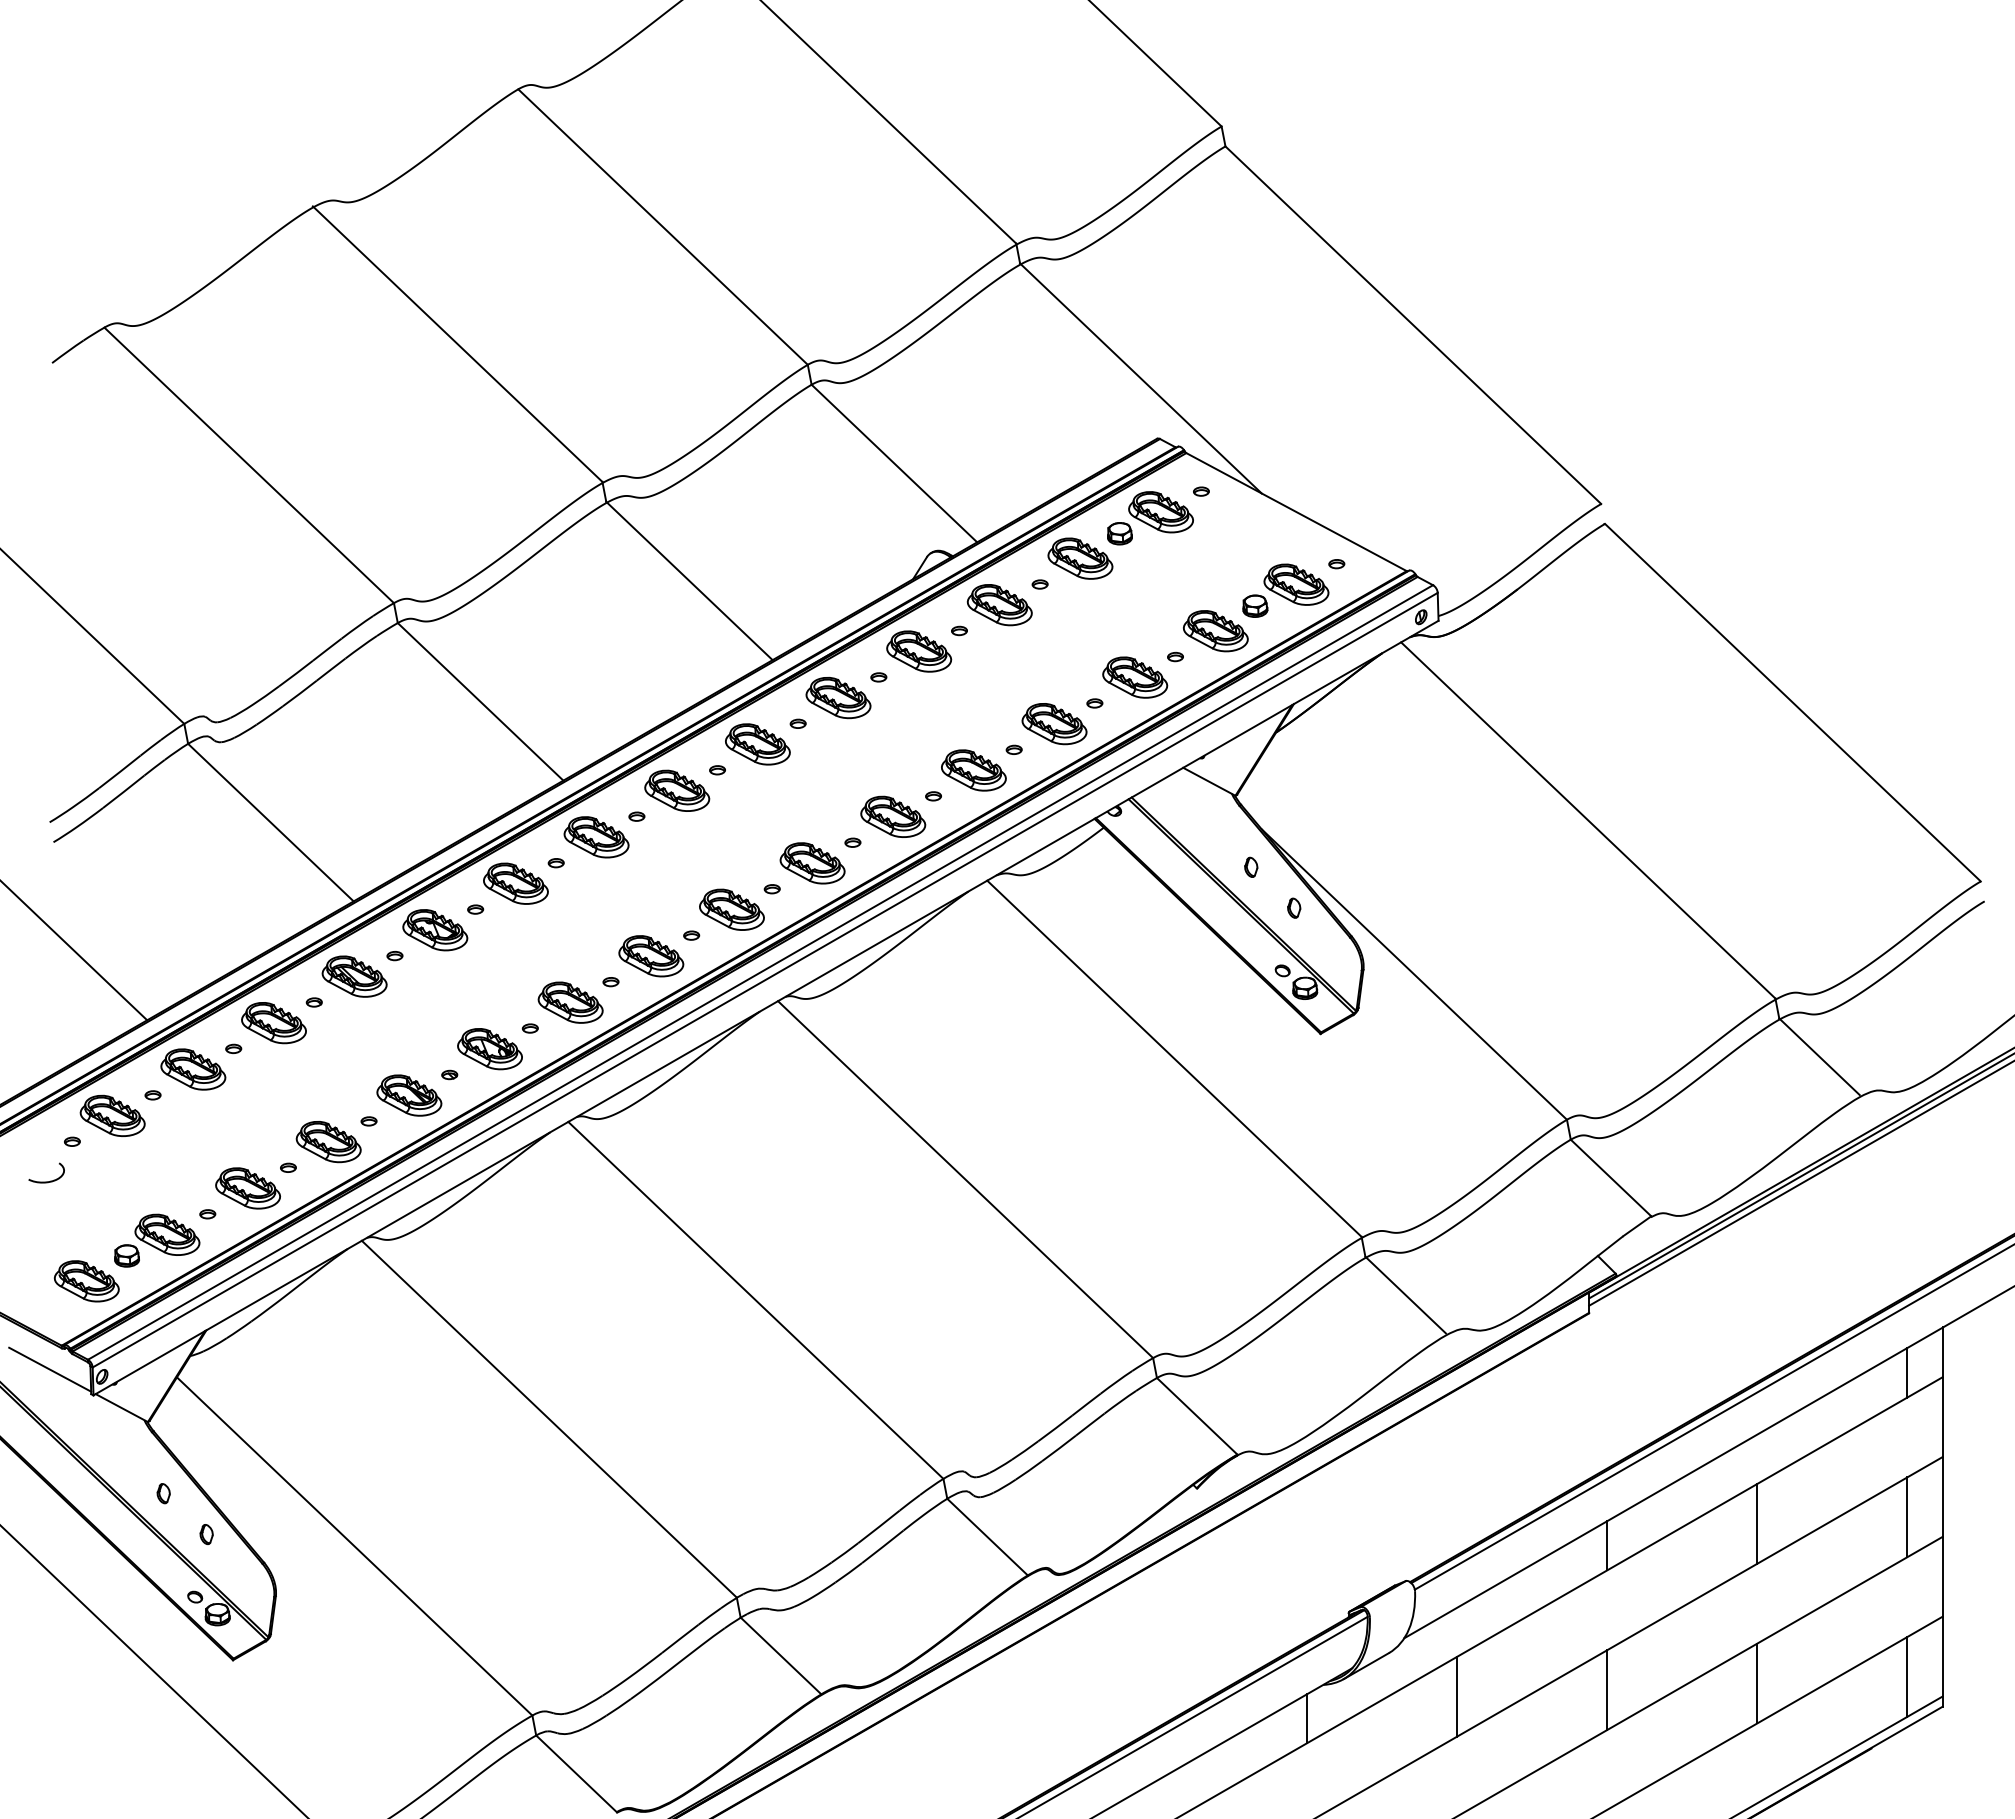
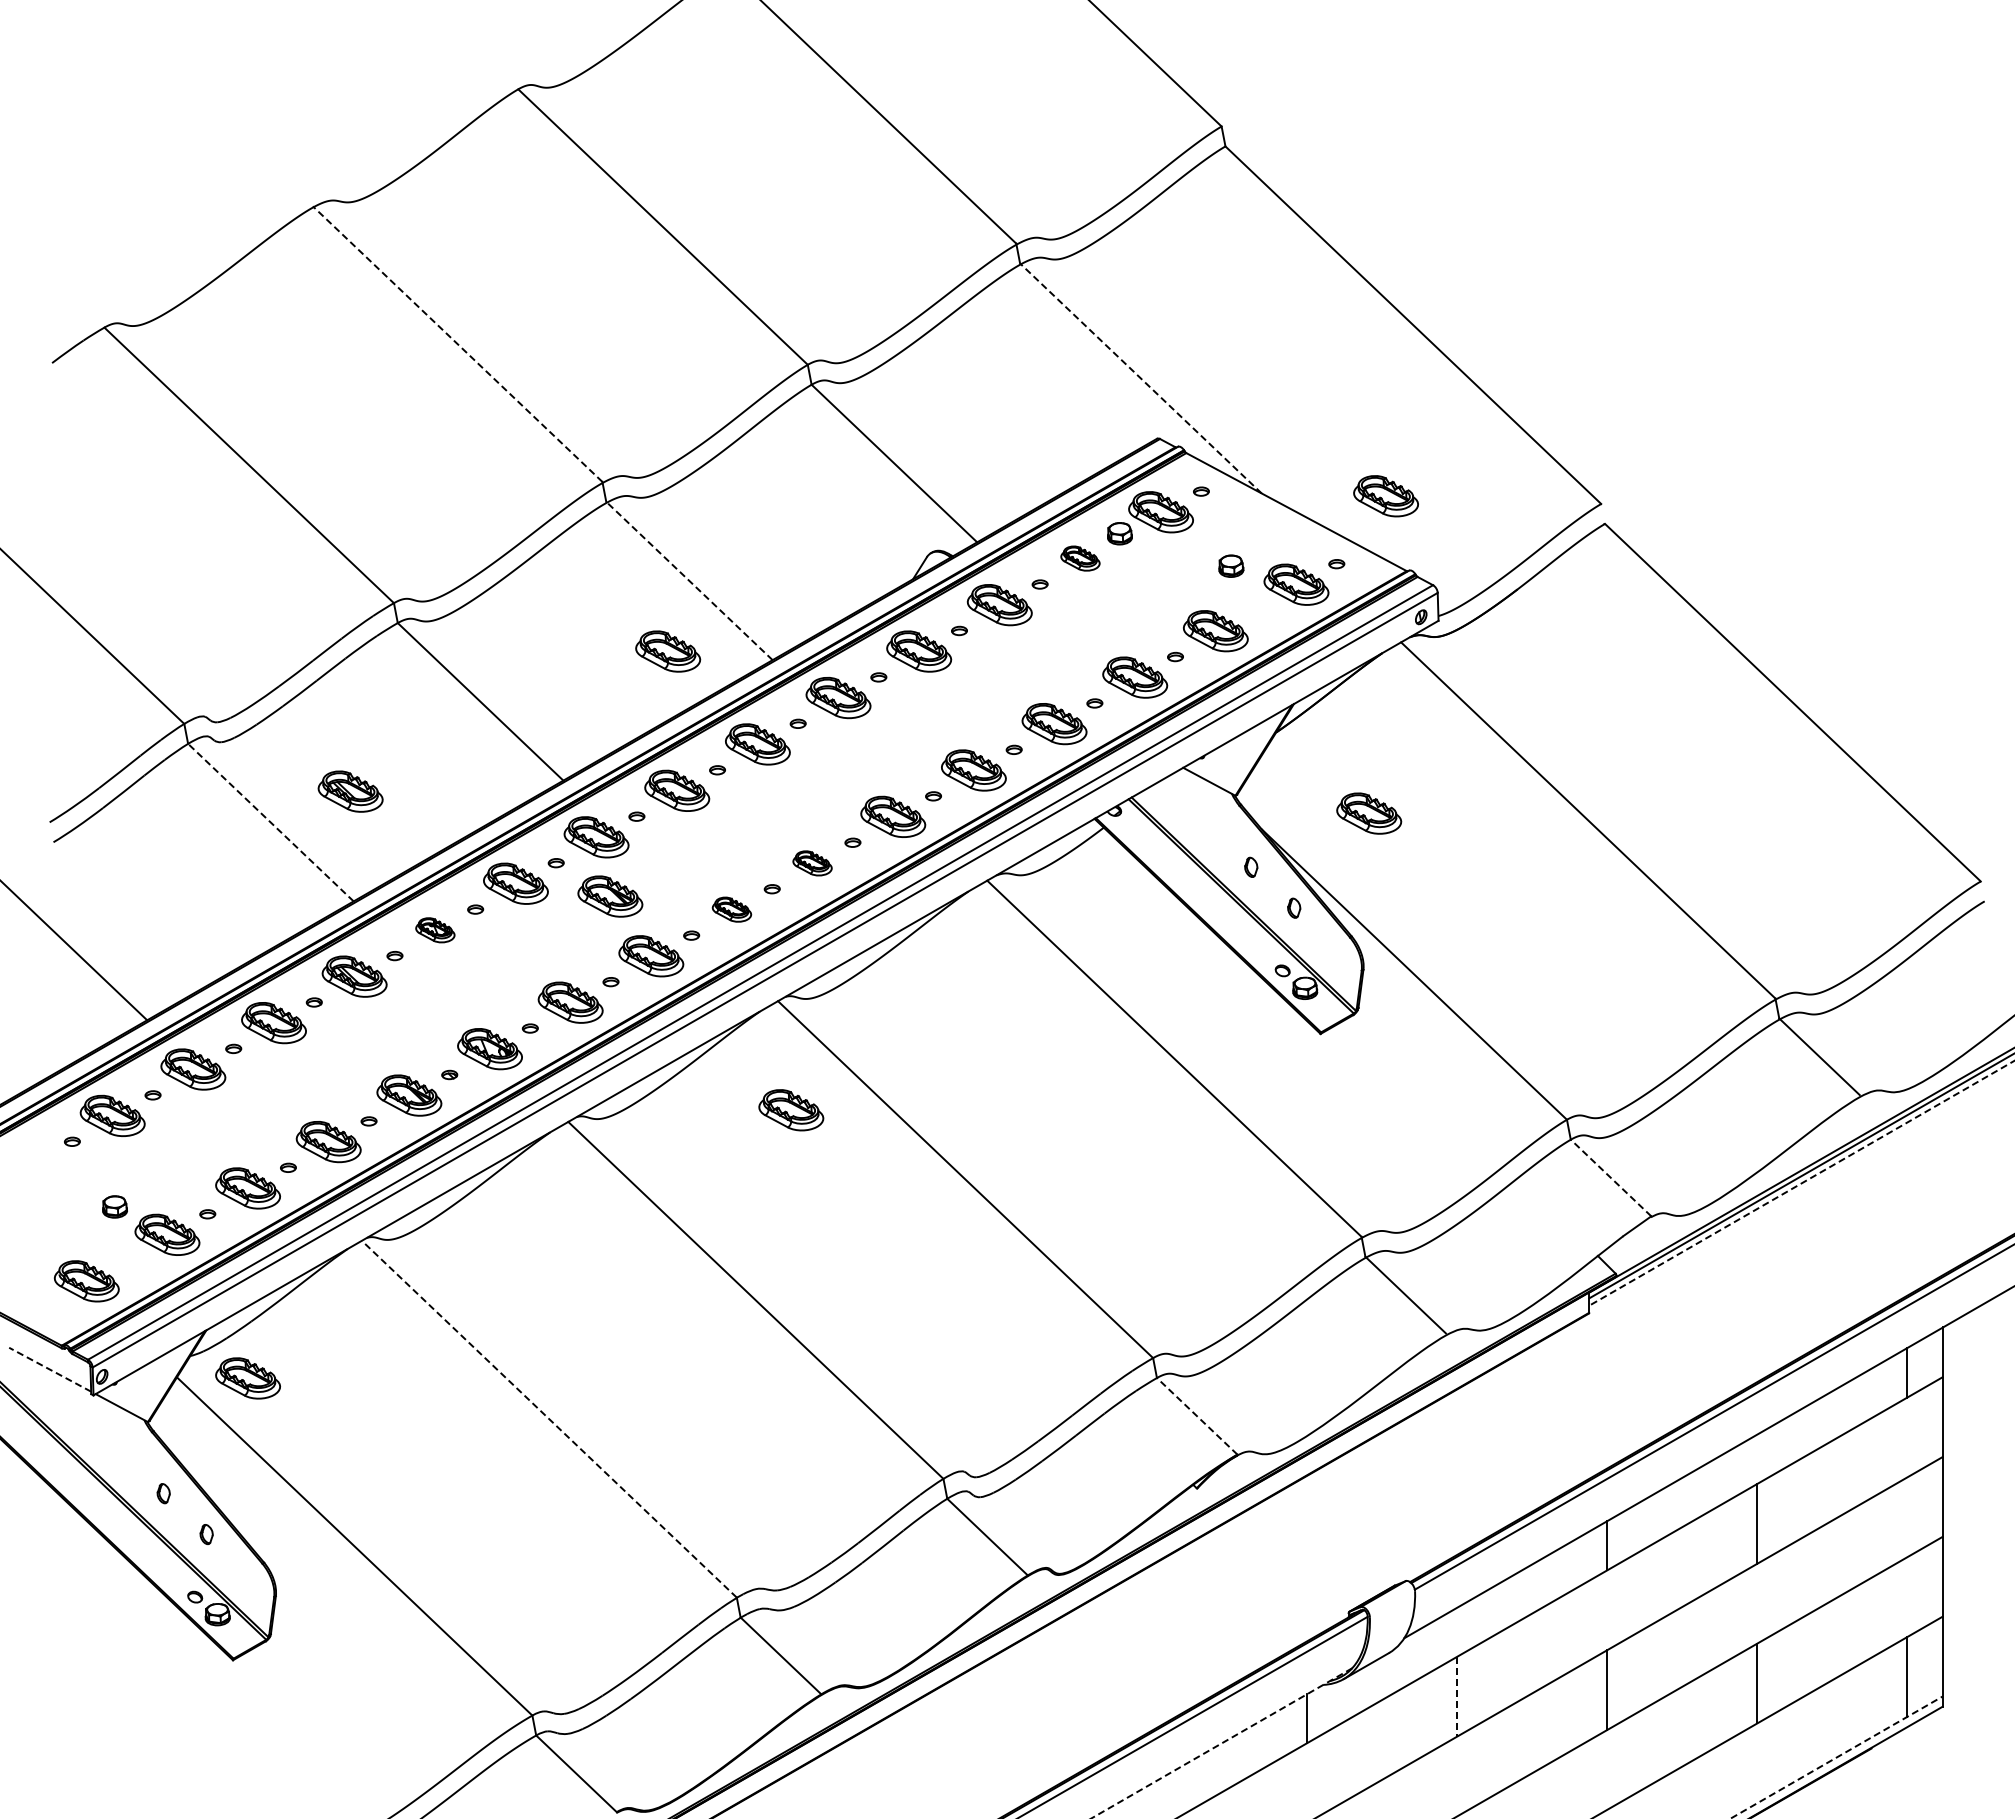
line: solid -> dashed (457, 344)
line: solid -> dashed (1140, 378)
part: none -> present (1385, 496)
part size: 67x43 px -> 41x27 px (1080, 558)
line: solid -> dashed (689, 580)
part position: (1255, 605) -> (1231, 565) (1231, 565)
part: none -> present (668, 651)
part: none -> present (350, 791)
part: none -> present (1369, 813)
line: solid -> dashed (270, 822)
part size: 67x43 px -> 41x27 px (812, 863)
part: none -> present (610, 896)
part size: 66x43 px -> 42x27 px (731, 909)
part size: 67x43 px -> 41x27 px (435, 930)
part: none -> present (791, 1110)
line: solid -> dashed (1611, 1178)
curve: present -> none (50, 1180)
line: solid -> dashed (1802, 1183)
part position: (126, 1255) -> (114, 1206) (114, 1206)
line: solid -> dashed (50, 1369)
part: none -> present (247, 1378)
line: solid -> dashed (1197, 1416)
line: solid -> dashed (549, 1419)
line: present -> none (1907, 1517)
line: present -> none (153, 1671)
line: solid -> dashed (1457, 1696)
line: solid -> dashed (1221, 1743)
line: solid -> dashed (1836, 1757)
